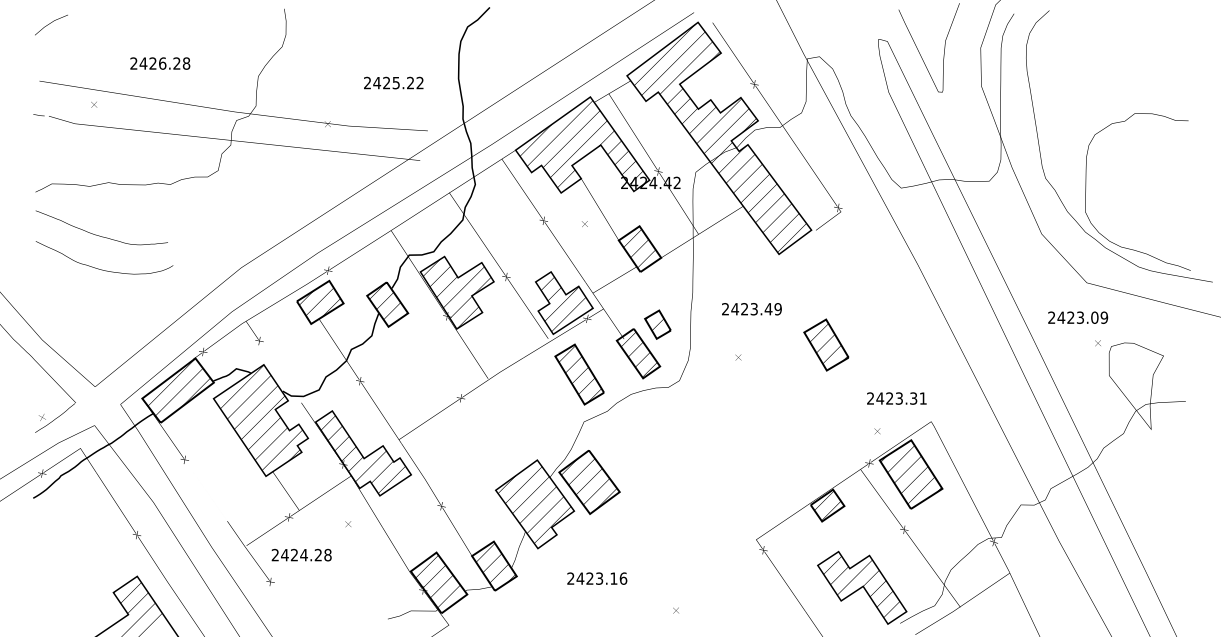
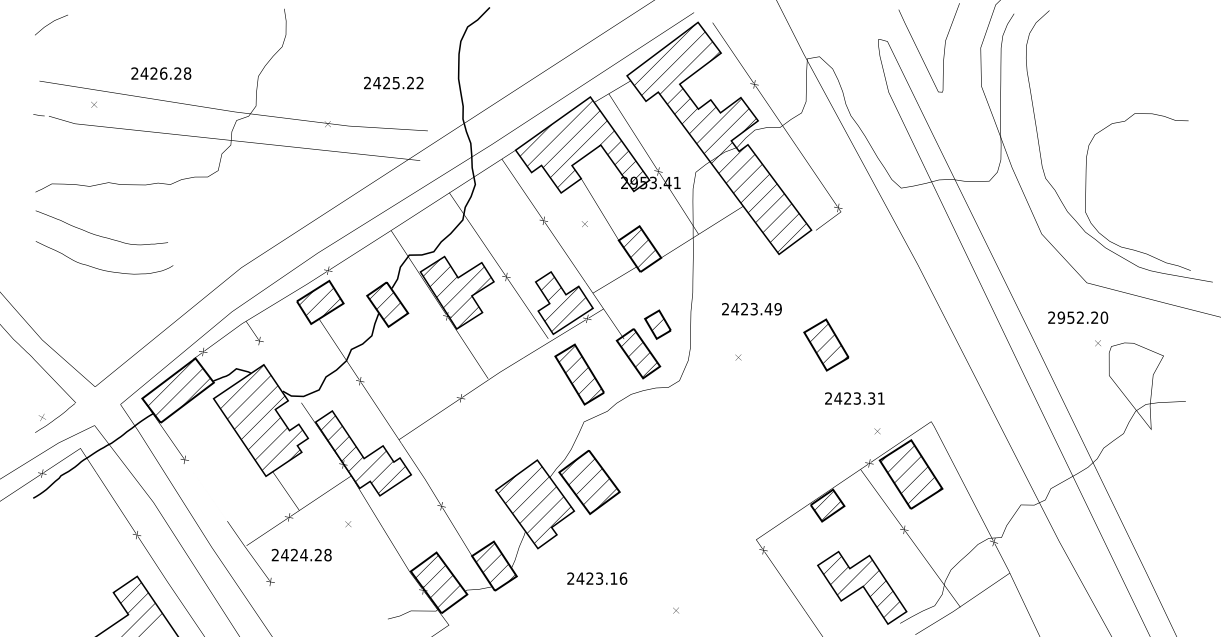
text position: (160, 63) -> (161, 73) (161, 73)
text: 2424.42 -> 2953.41 (655, 182)
text: 2423.09 -> 2952.20 (1082, 317)
text position: (896, 398) -> (854, 398) (854, 398)
